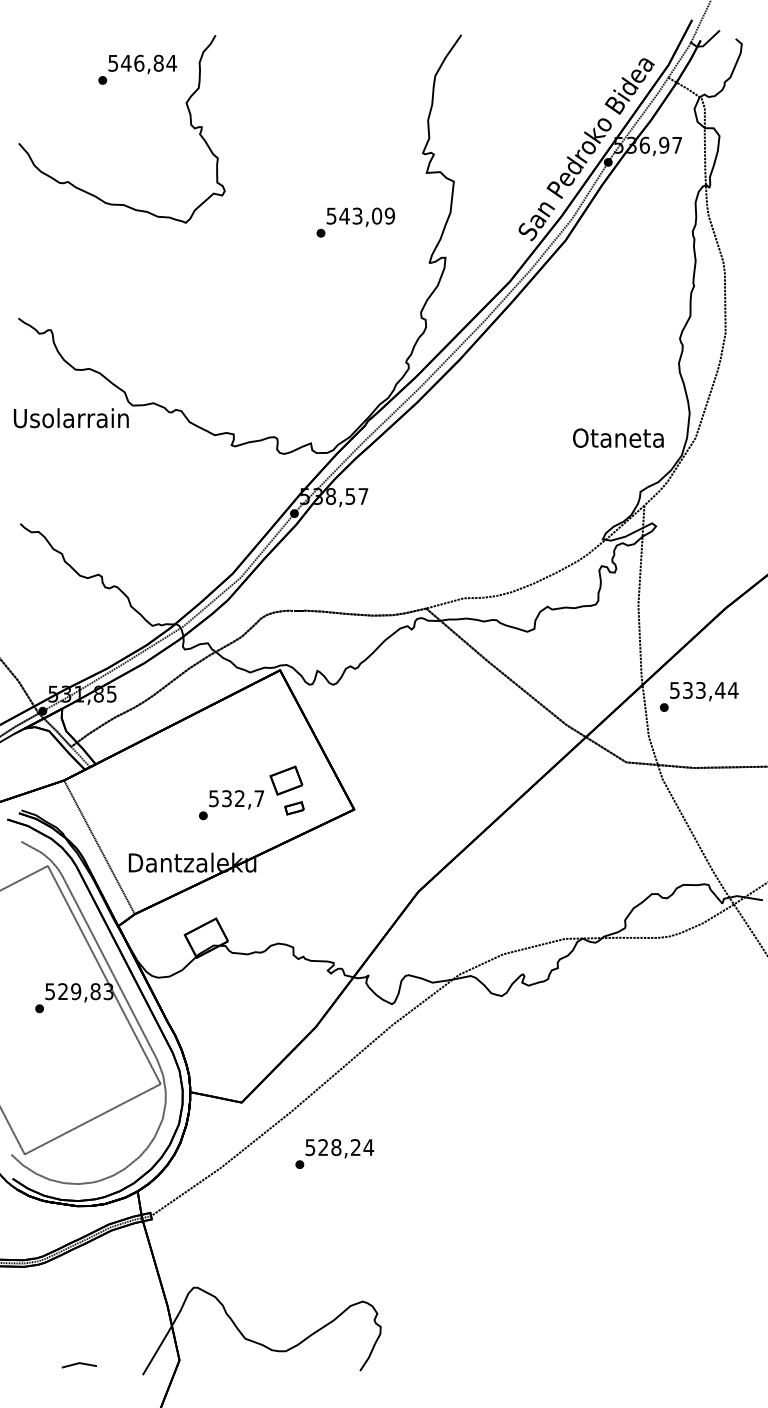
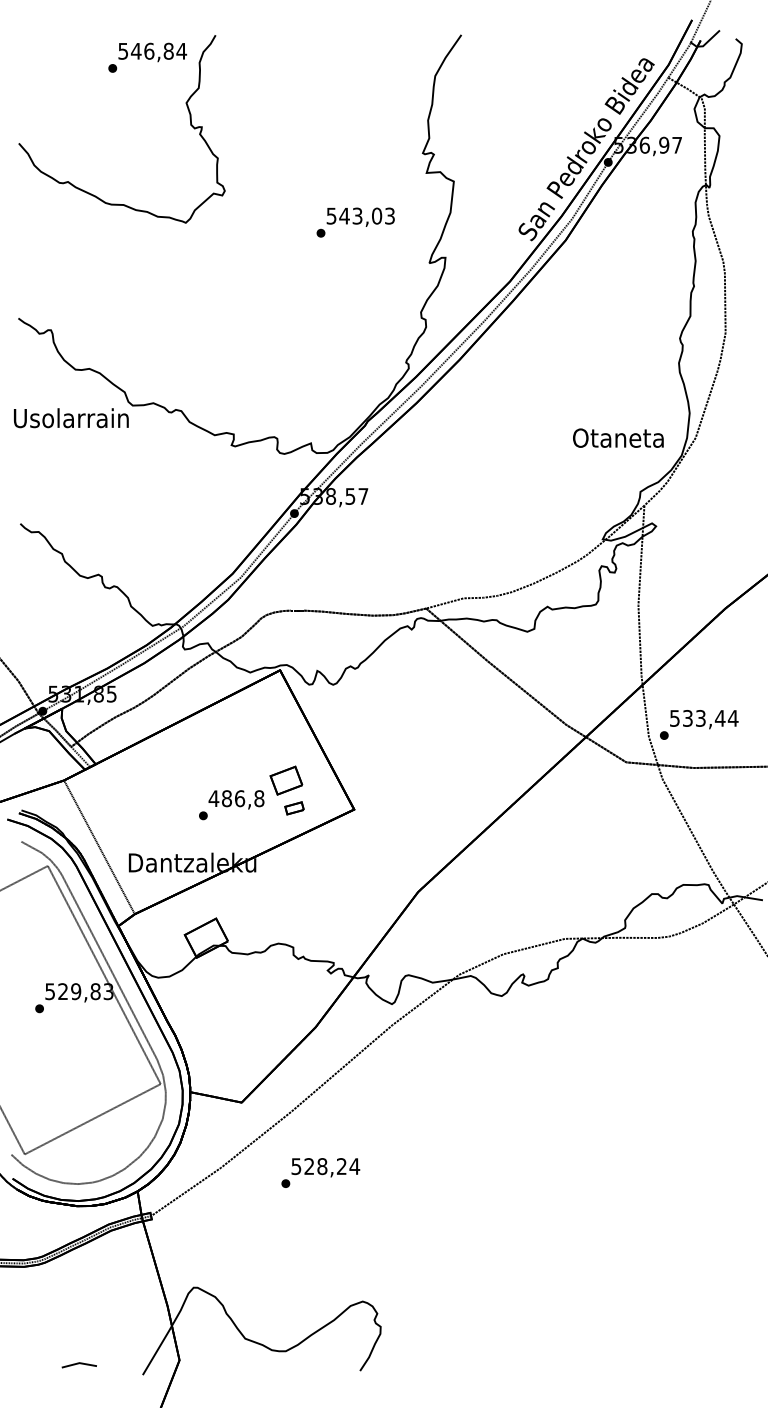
text position: (137, 69) -> (147, 57) (147, 57)
text: 543,09 -> 543,03 (389, 215)
text position: (699, 696) -> (699, 724) (699, 724)
text: 532,7 -> 486,8 (236, 798)
text position: (334, 1153) -> (320, 1172) (320, 1172)
